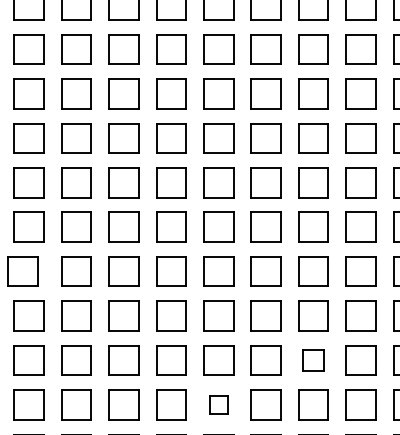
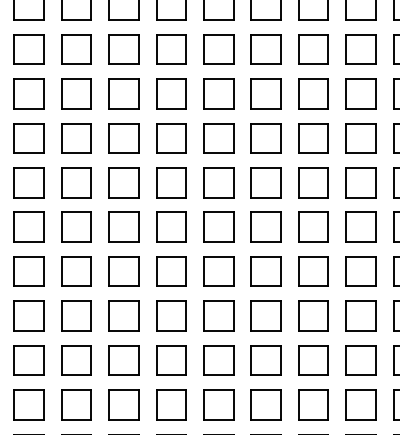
part position: (22, 271) -> (28, 271) (28, 271)
part size: 23x23 px -> 31x31 px (313, 360)
part size: 20x20 px -> 32x32 px (218, 404)
